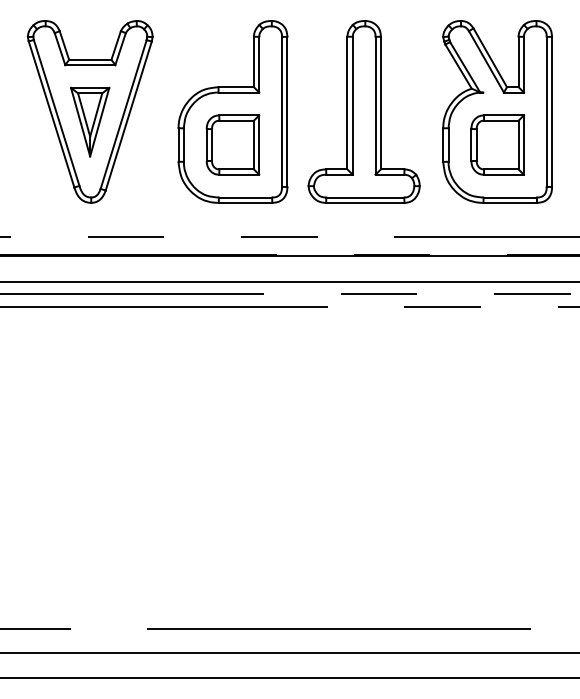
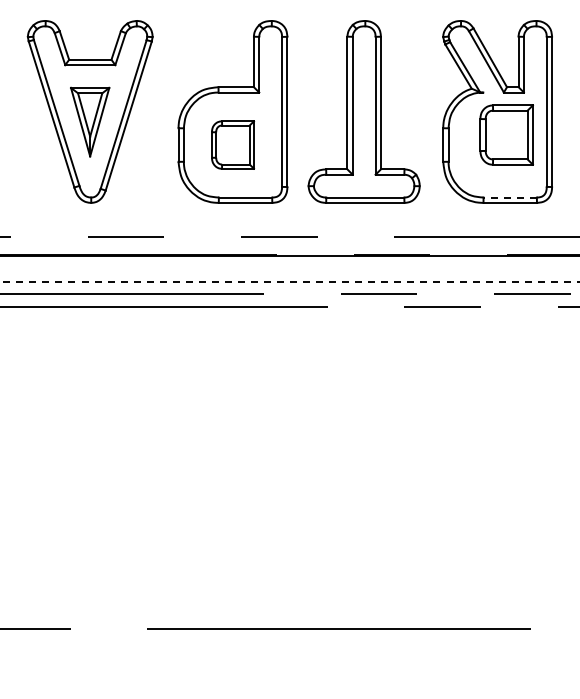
part size: 56x62 px -> 45x50 px (233, 144)
part position: (497, 144) -> (506, 134) (506, 134)
line: solid -> dashed (510, 197)
line: solid -> dashed (289, 282)
line: present -> none (289, 653)
line: present -> none (289, 678)
